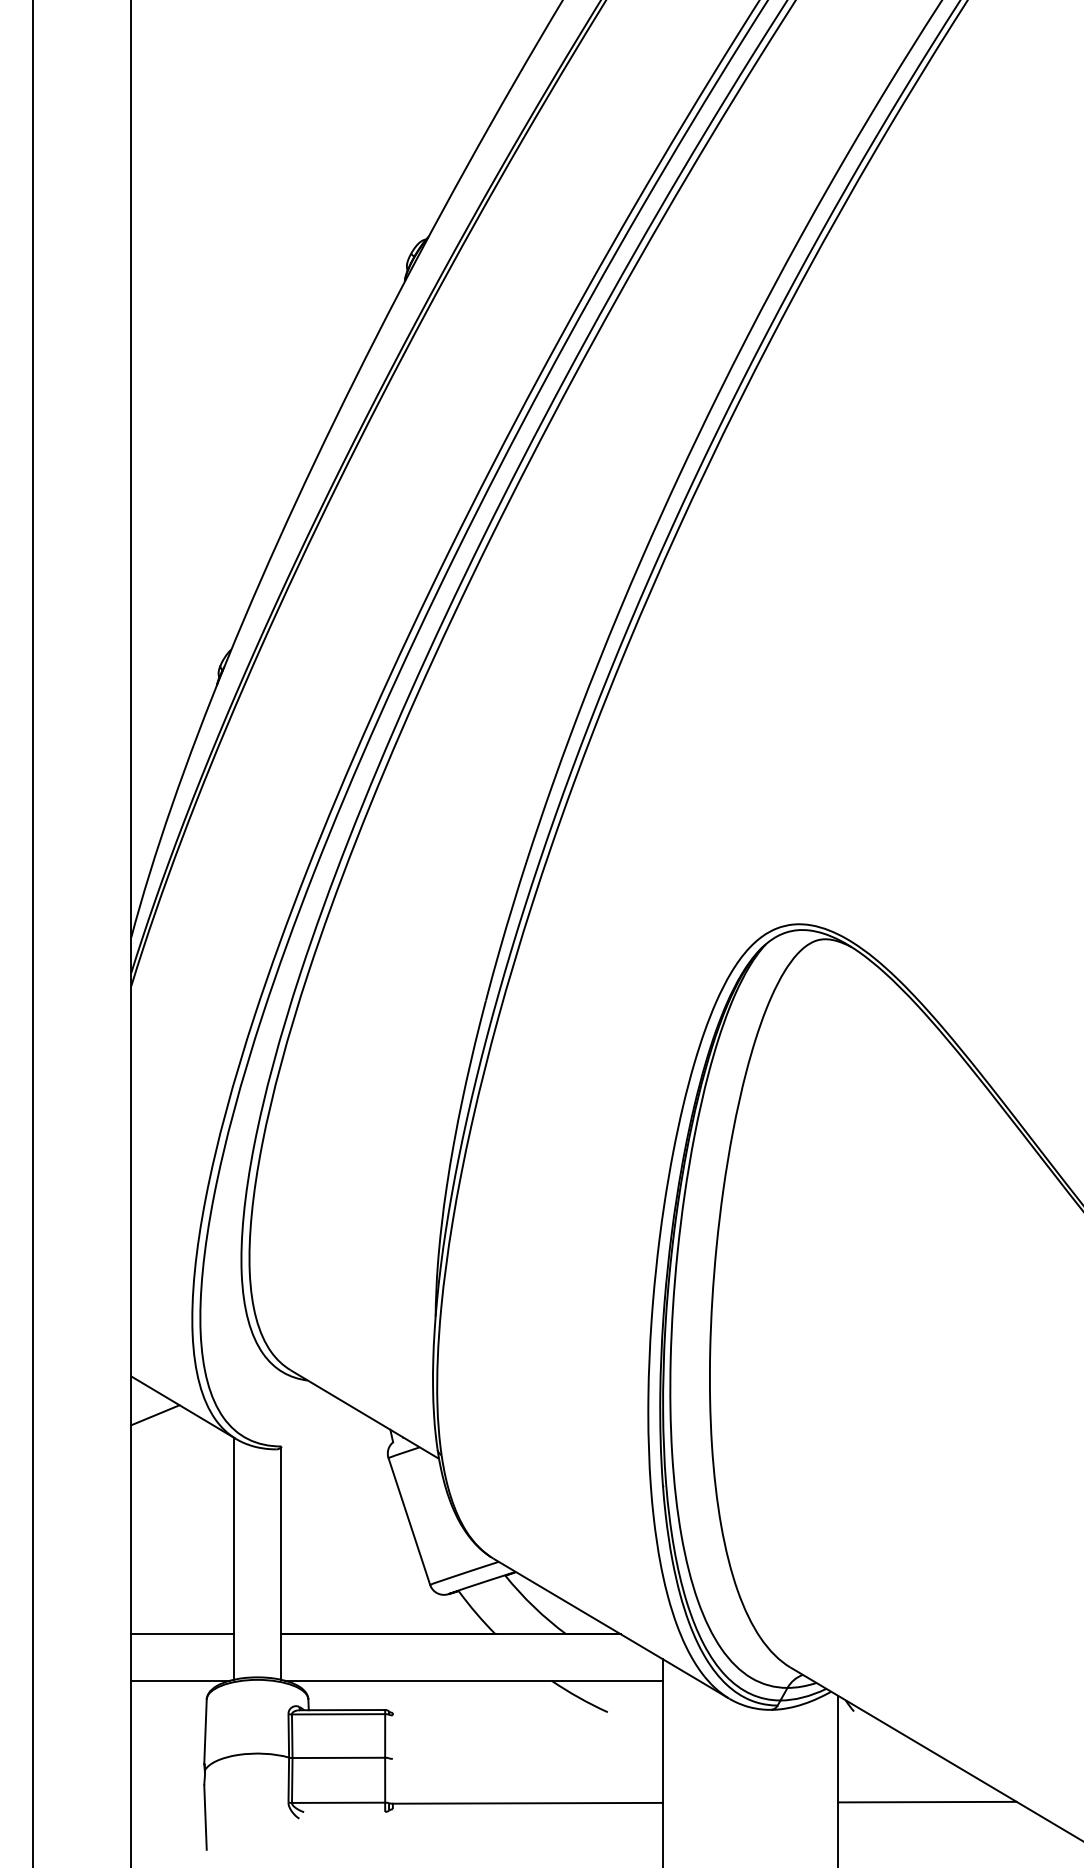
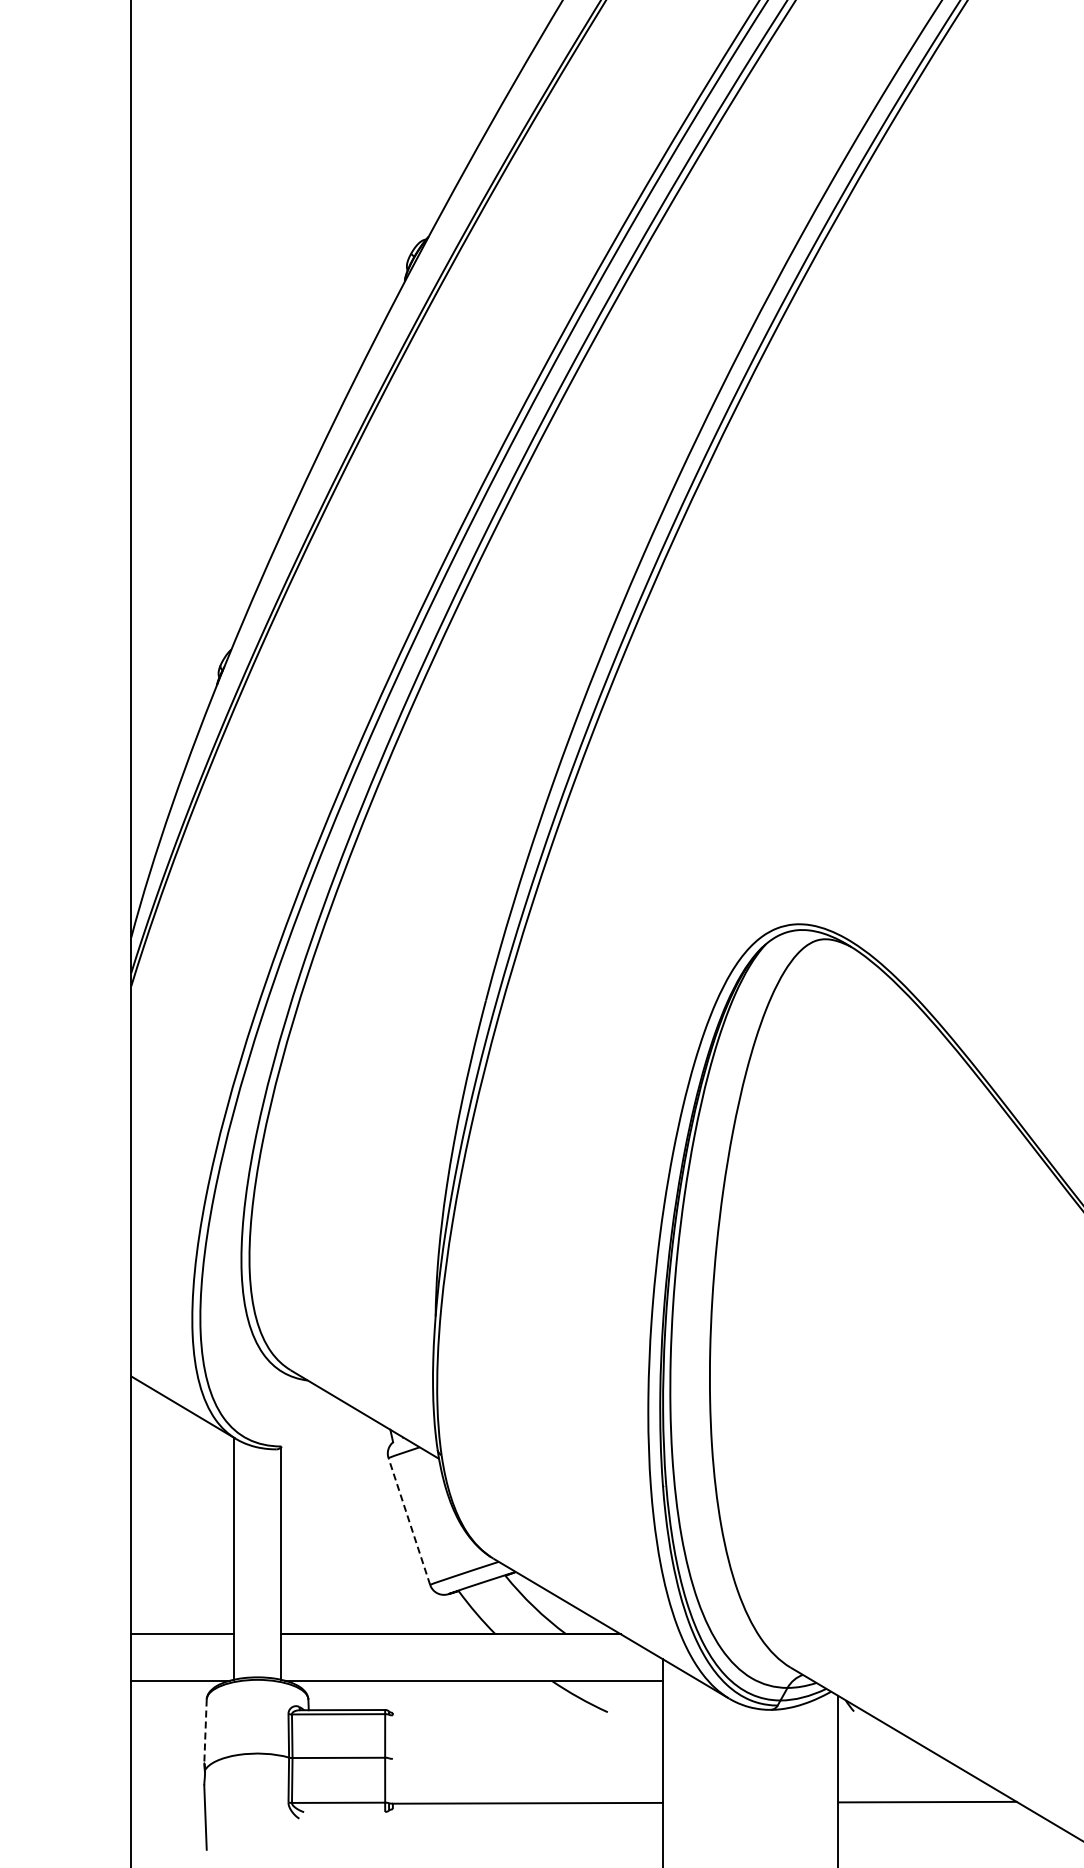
line: present -> none (32, 933)
line: present -> none (155, 1415)
line: solid -> dashed (409, 1521)
line: solid -> dashed (205, 1732)
